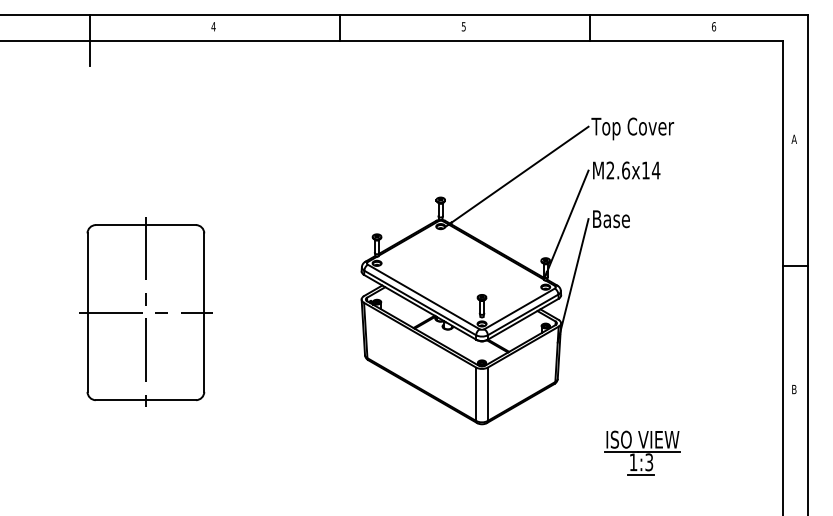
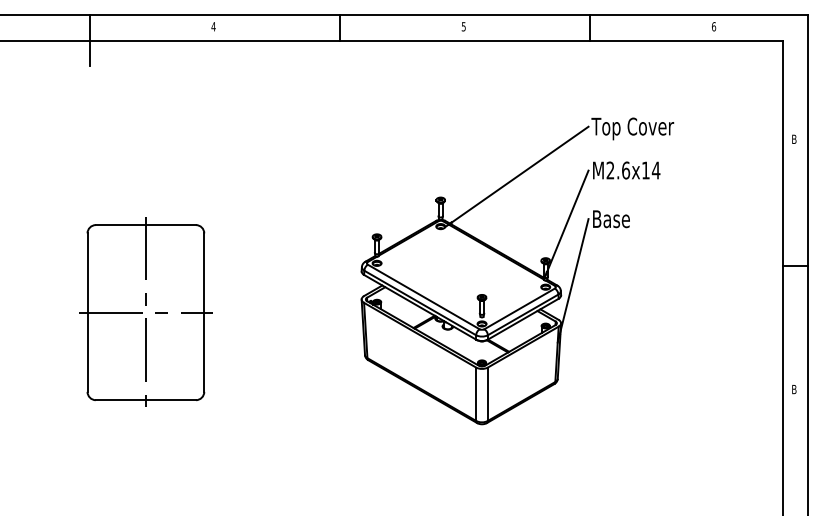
text: A -> B (793, 138)
part: present -> none (642, 452)
